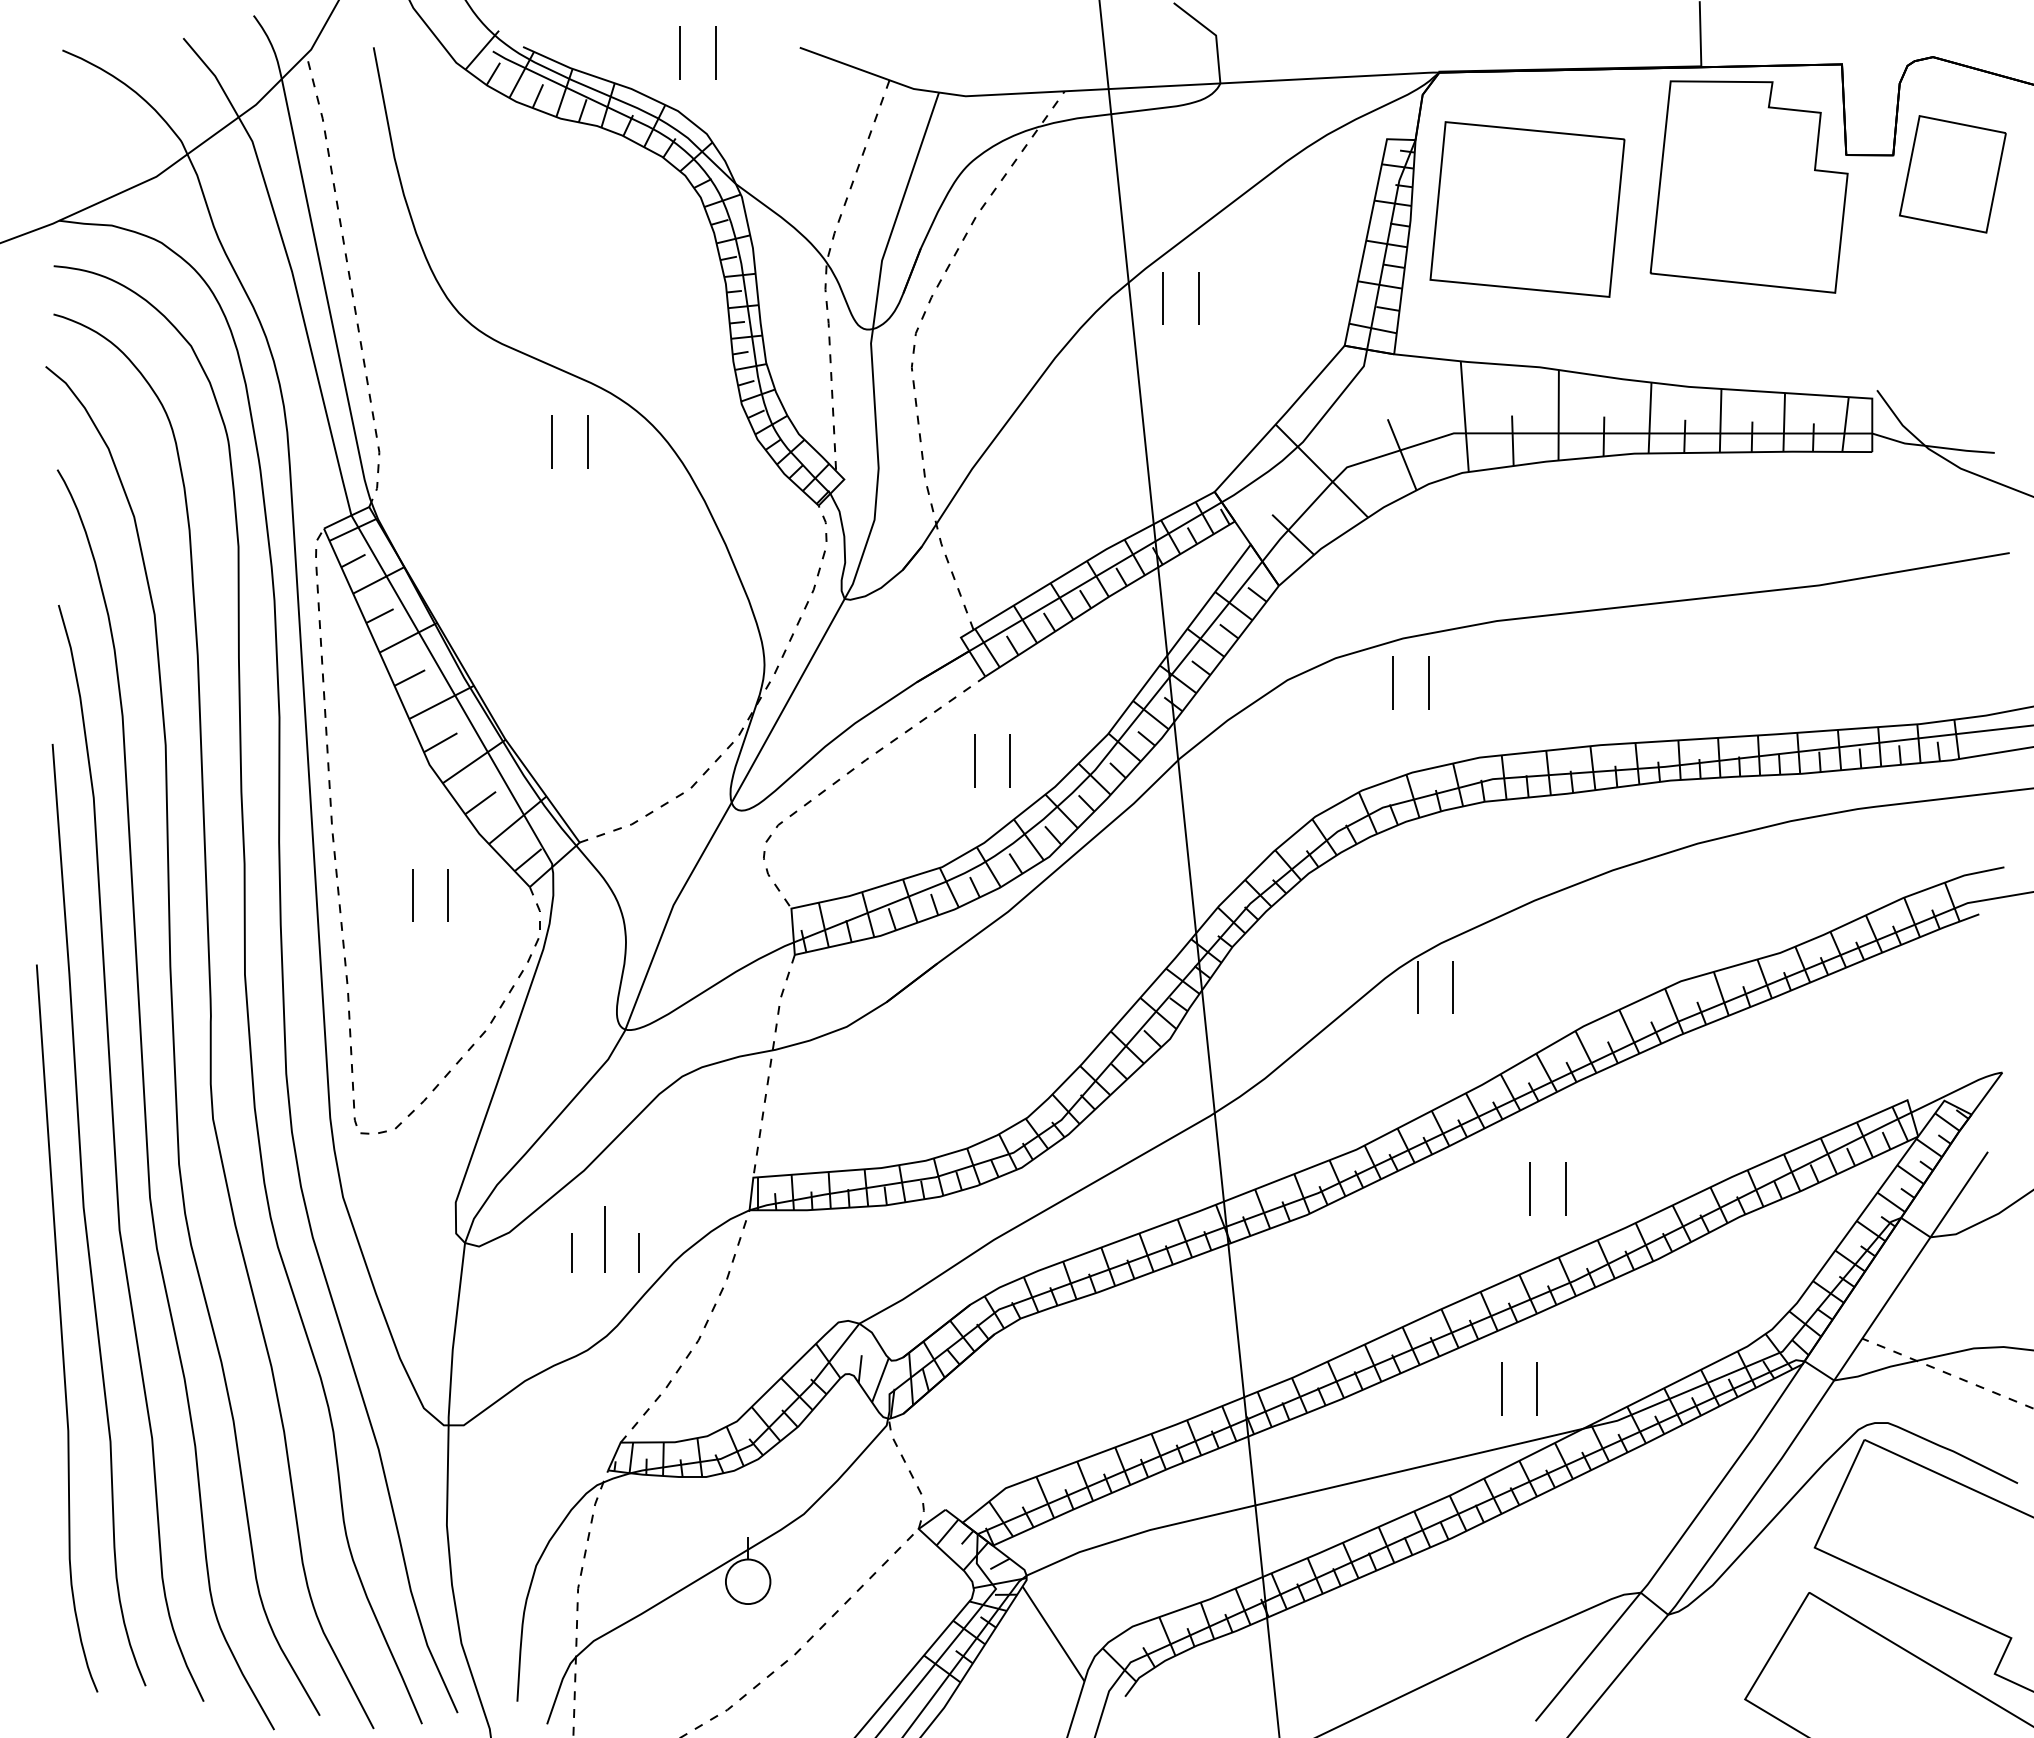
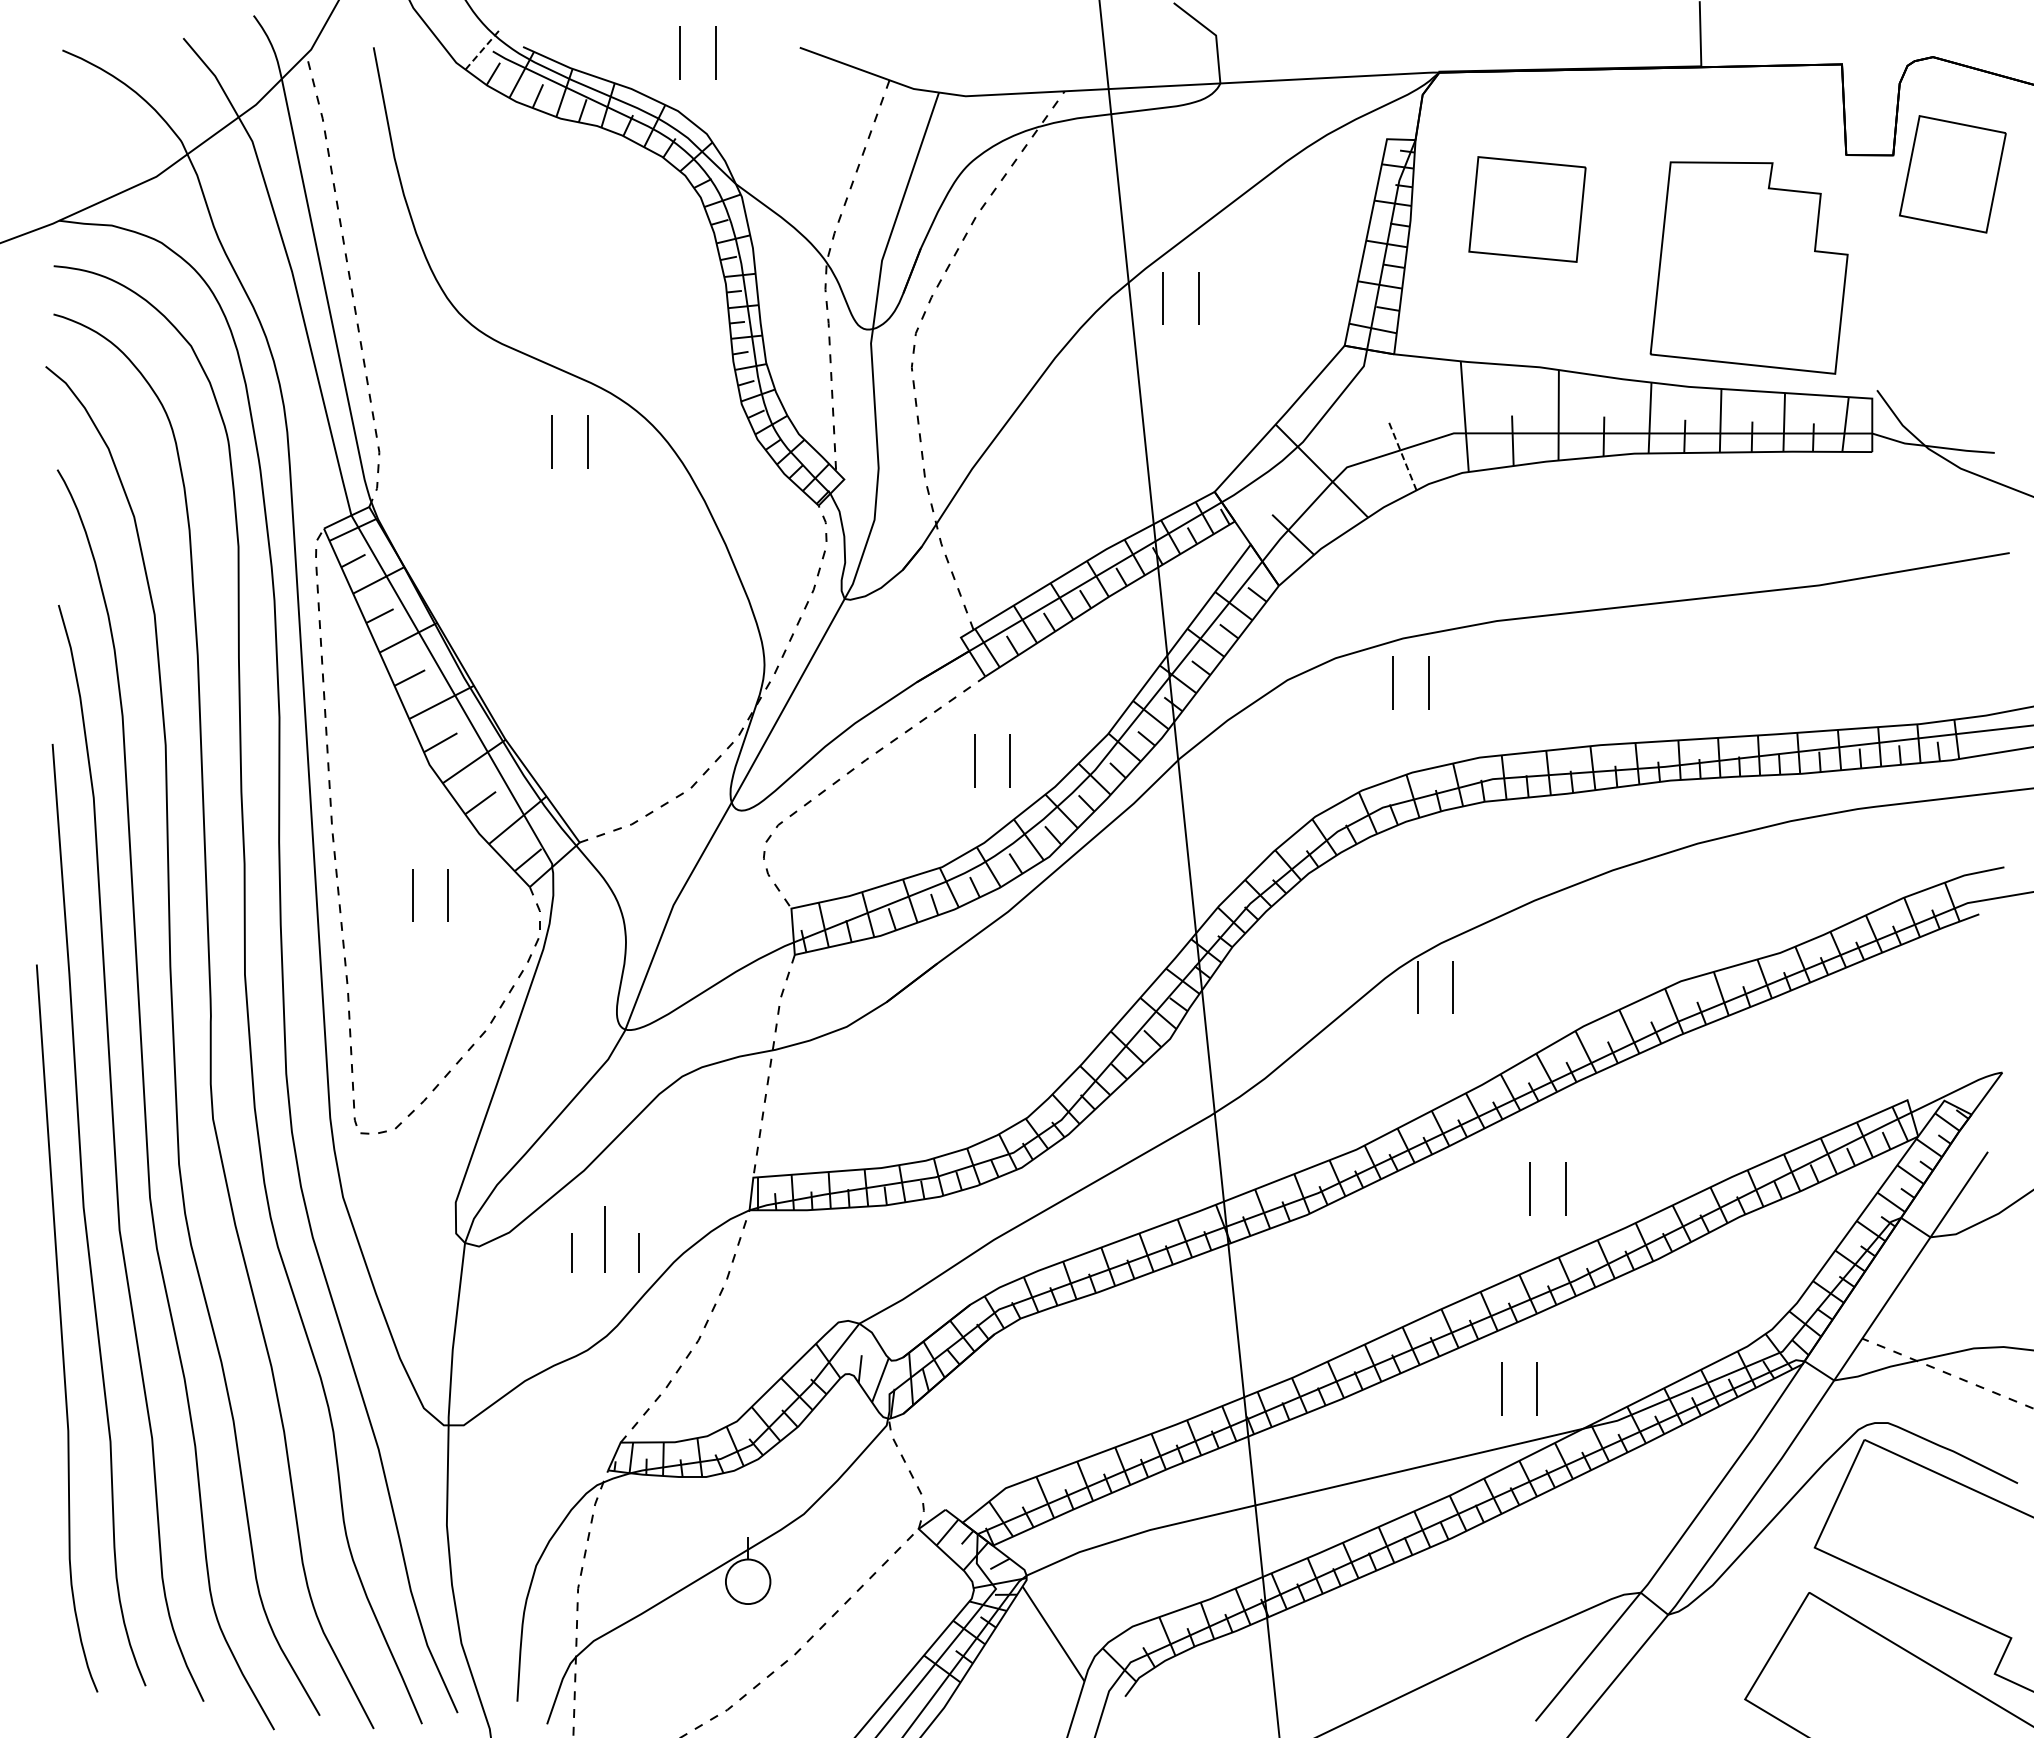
line: solid -> dashed (482, 50)
part position: (1748, 186) -> (1748, 267) (1748, 267)
part size: 197x177 px -> 119x107 px (1527, 209)
line: solid -> dashed (1402, 454)
